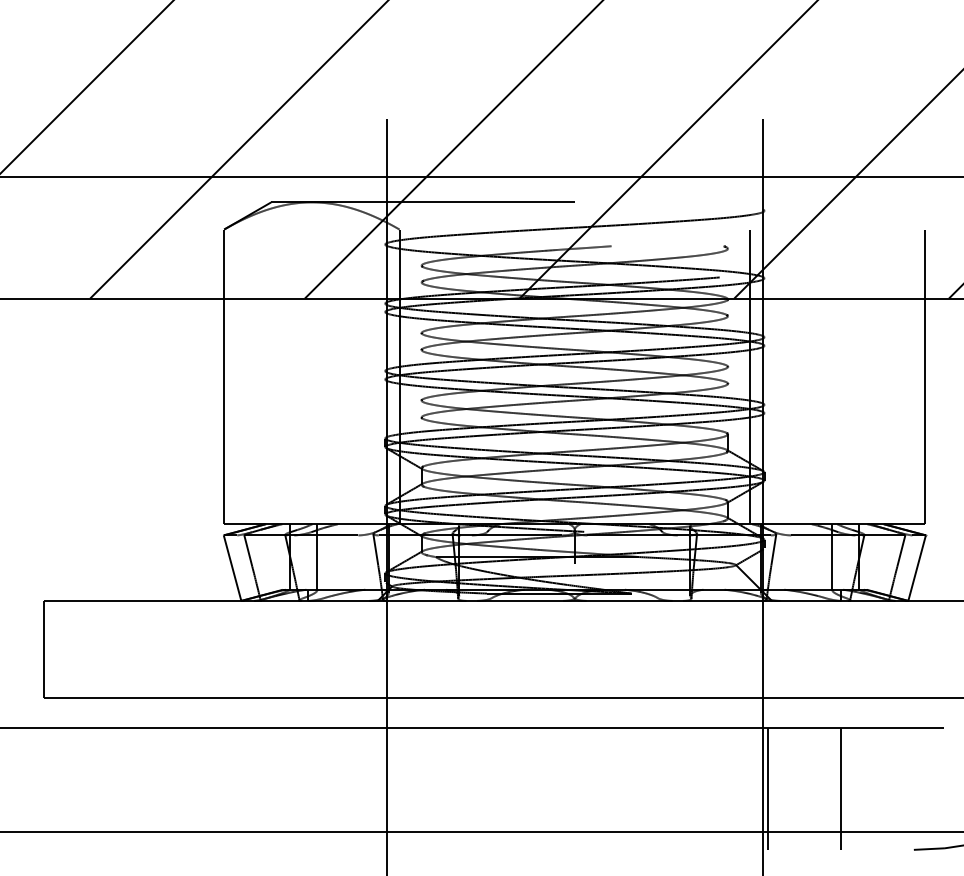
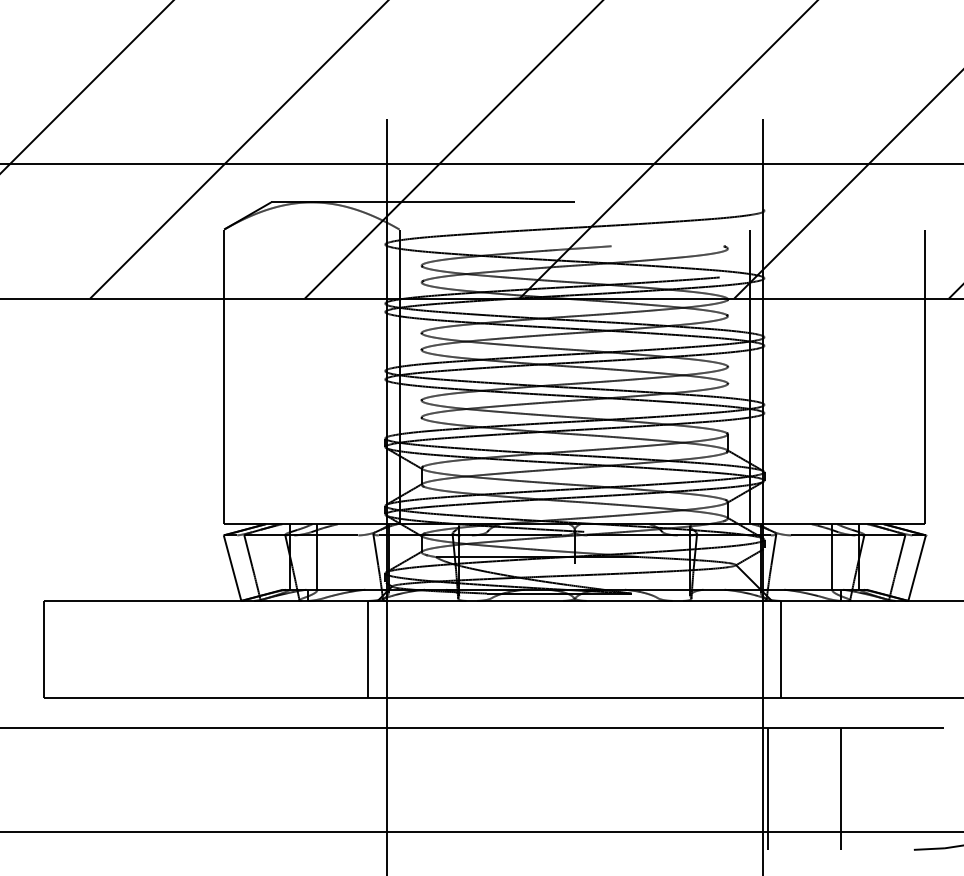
line position: (481, 176) -> (481, 163) (481, 163)
line: none -> present (368, 649)
line: none -> present (781, 649)
